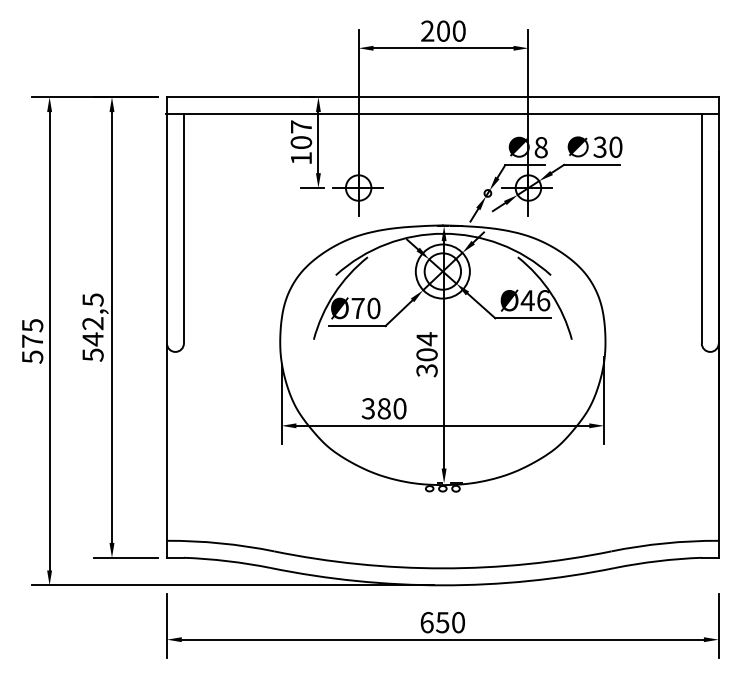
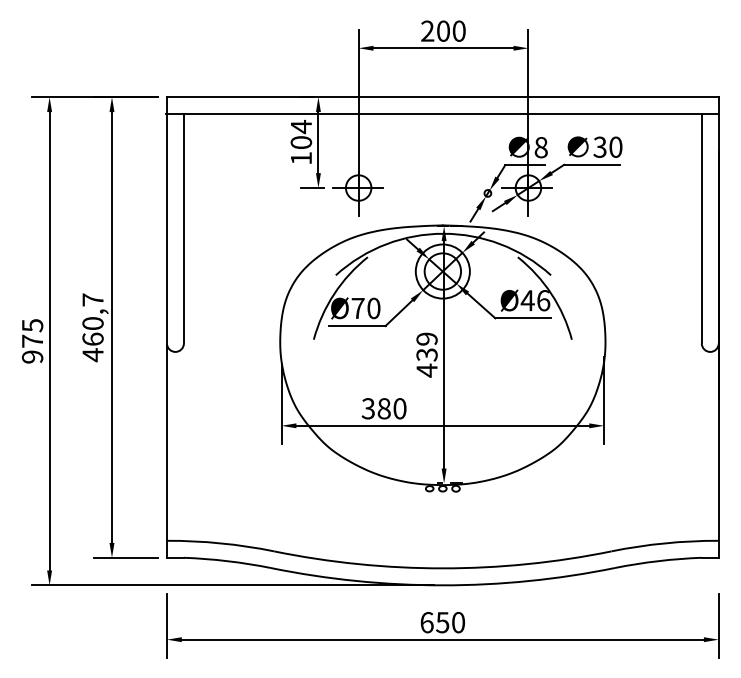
text: 107 -> 104 (301, 126)
text: 542,5 -> 460,7 (92, 327)
text: 304 -> 439 (426, 354)
text: 575 -> 975 (32, 356)
